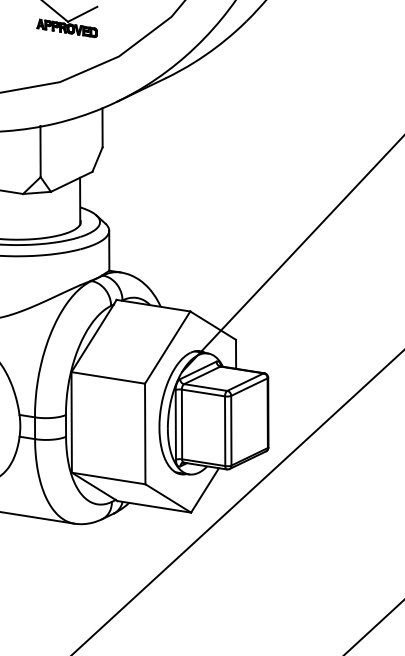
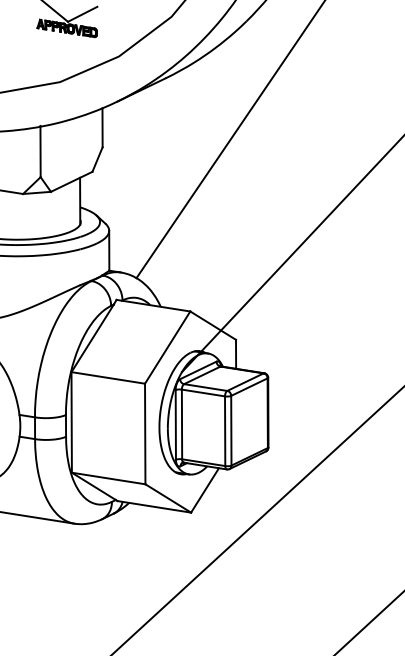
line: none -> present (229, 140)
line position: (237, 502) -> (257, 520) (257, 520)
line position: (373, 627) -> (369, 622) (369, 622)
